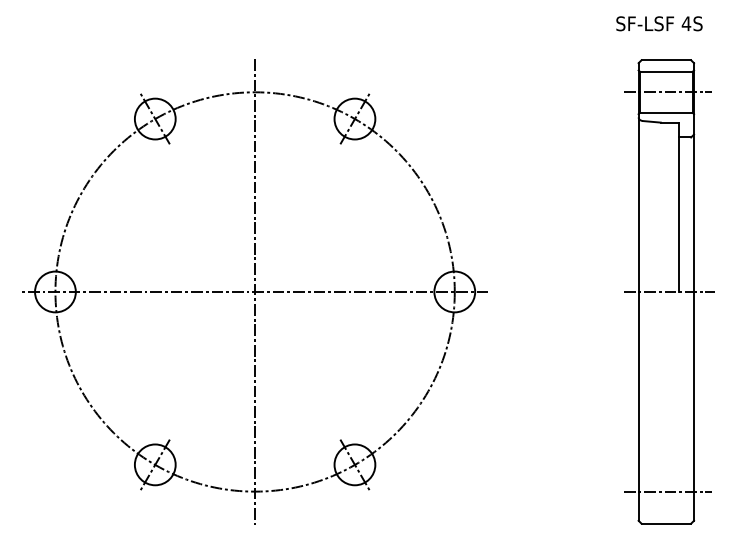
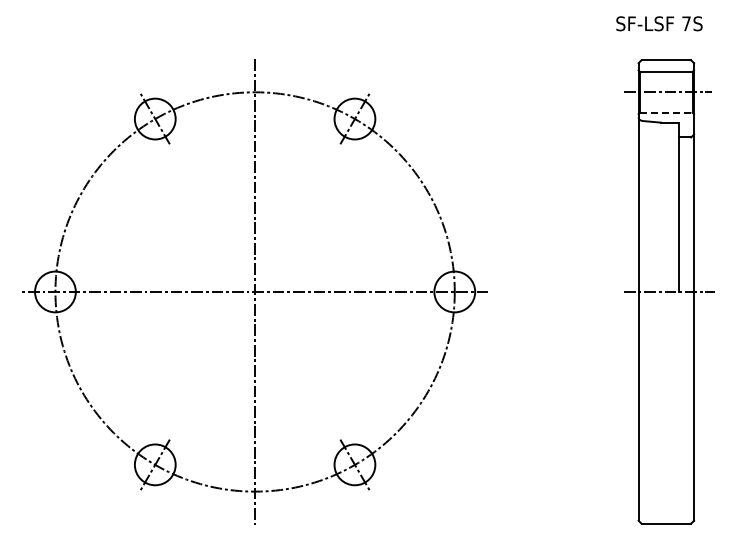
text: 4S -> 7S (686, 23)
line: solid -> dashed (666, 112)
line: present -> none (667, 491)
